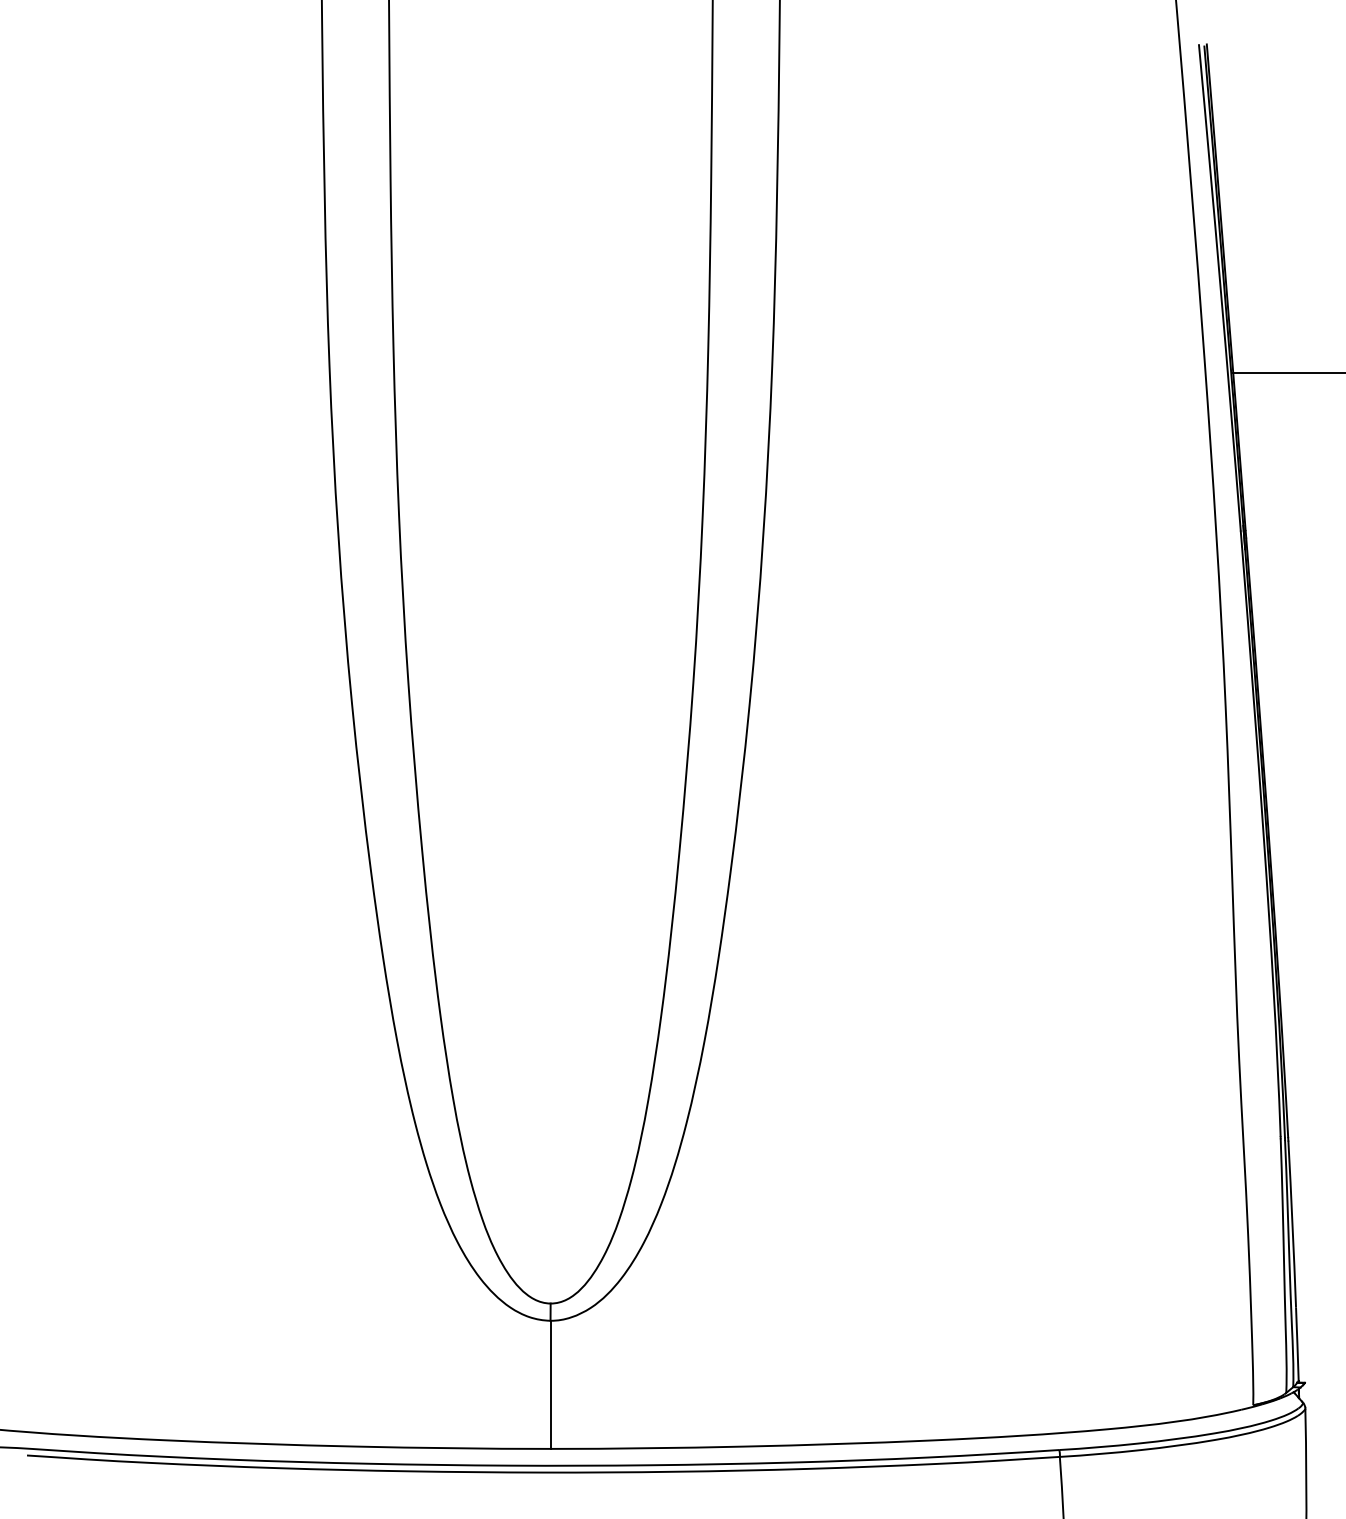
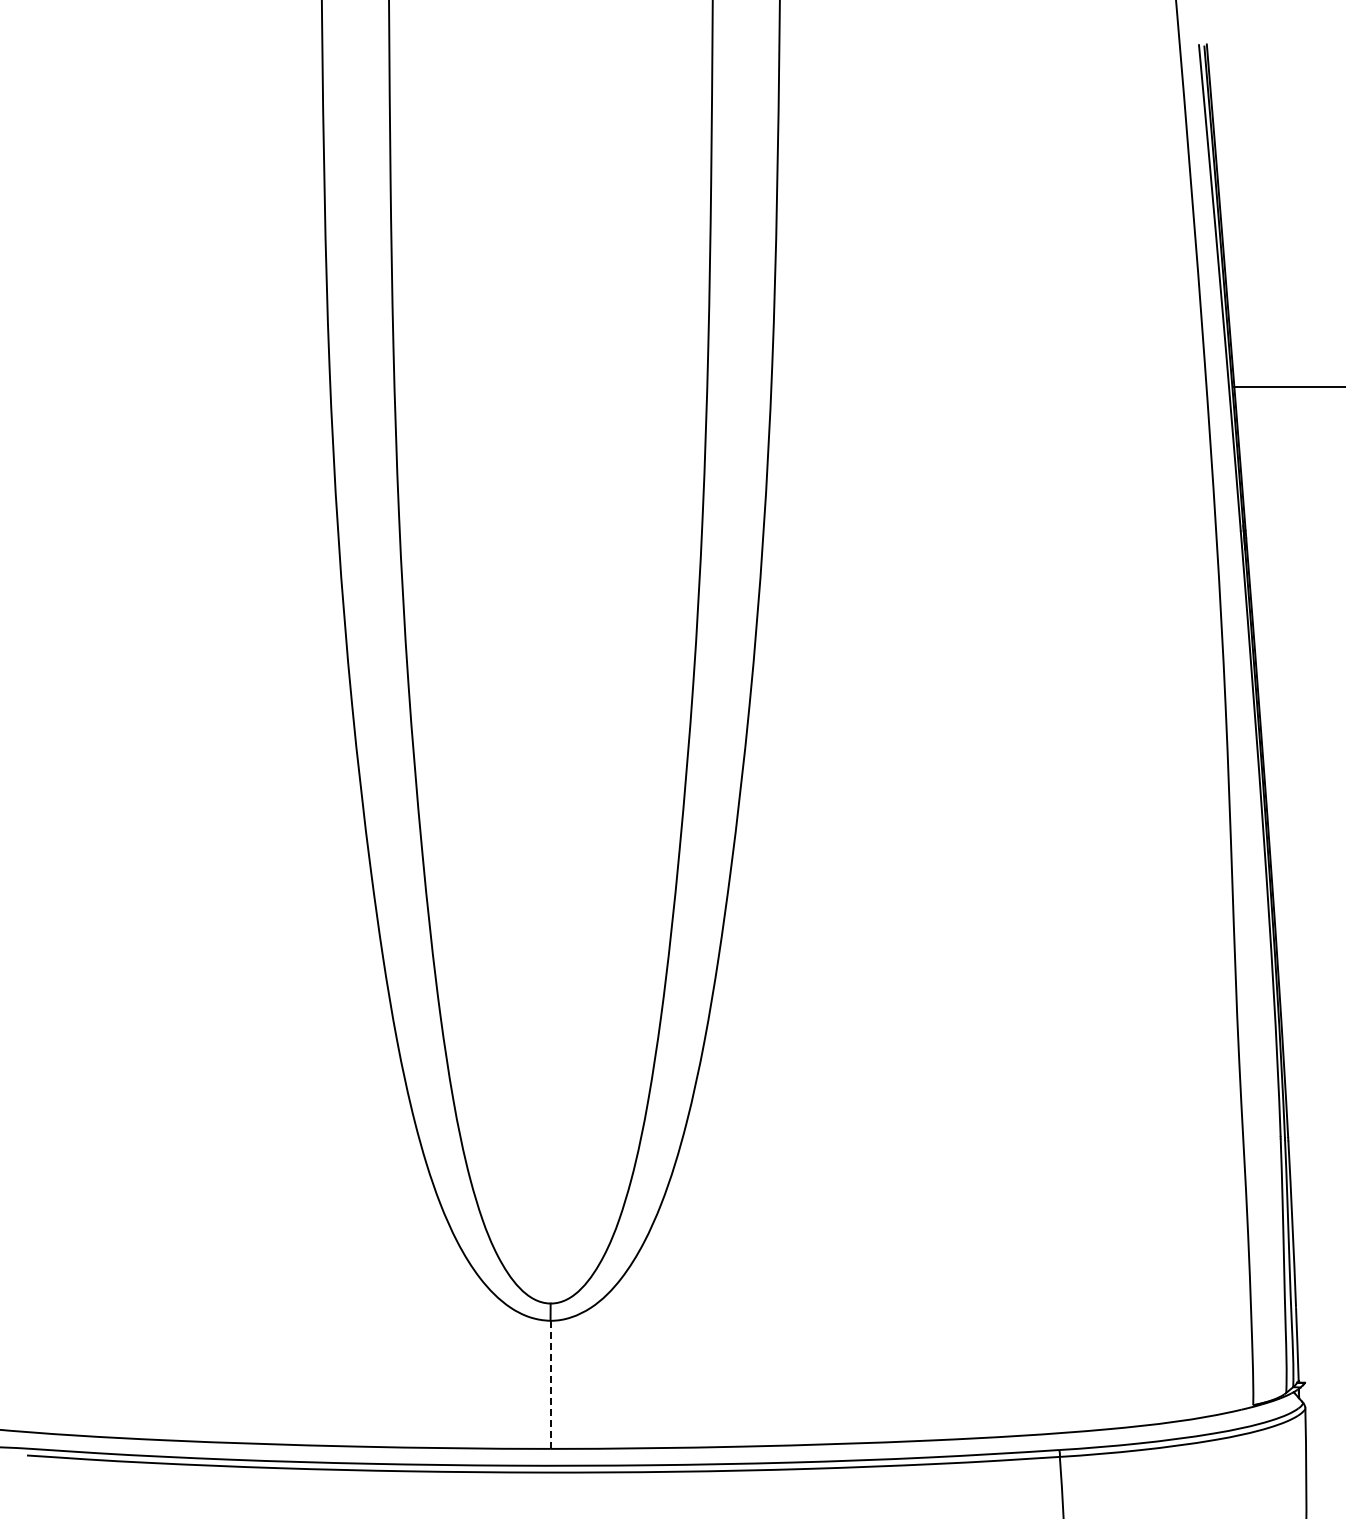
line position: (1287, 372) -> (1287, 386) (1287, 386)
line: solid -> dashed (550, 1385)
